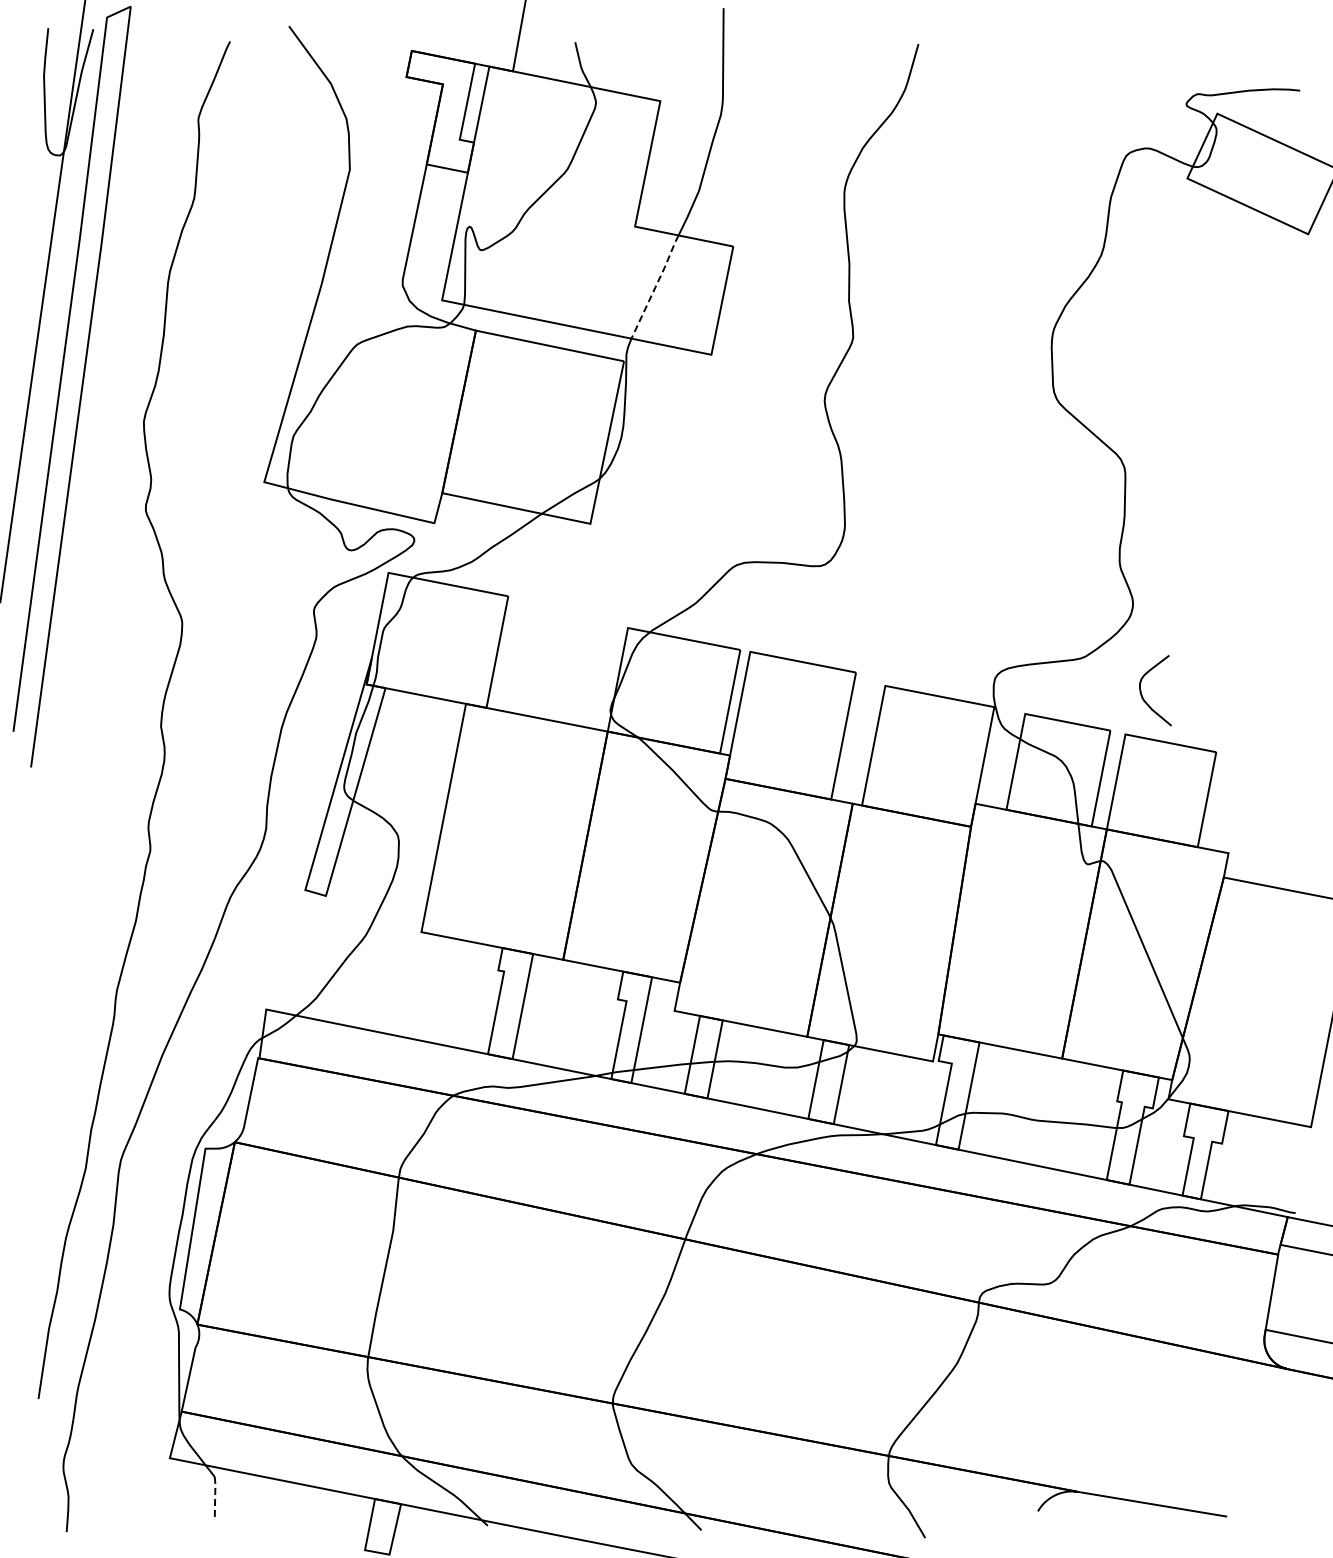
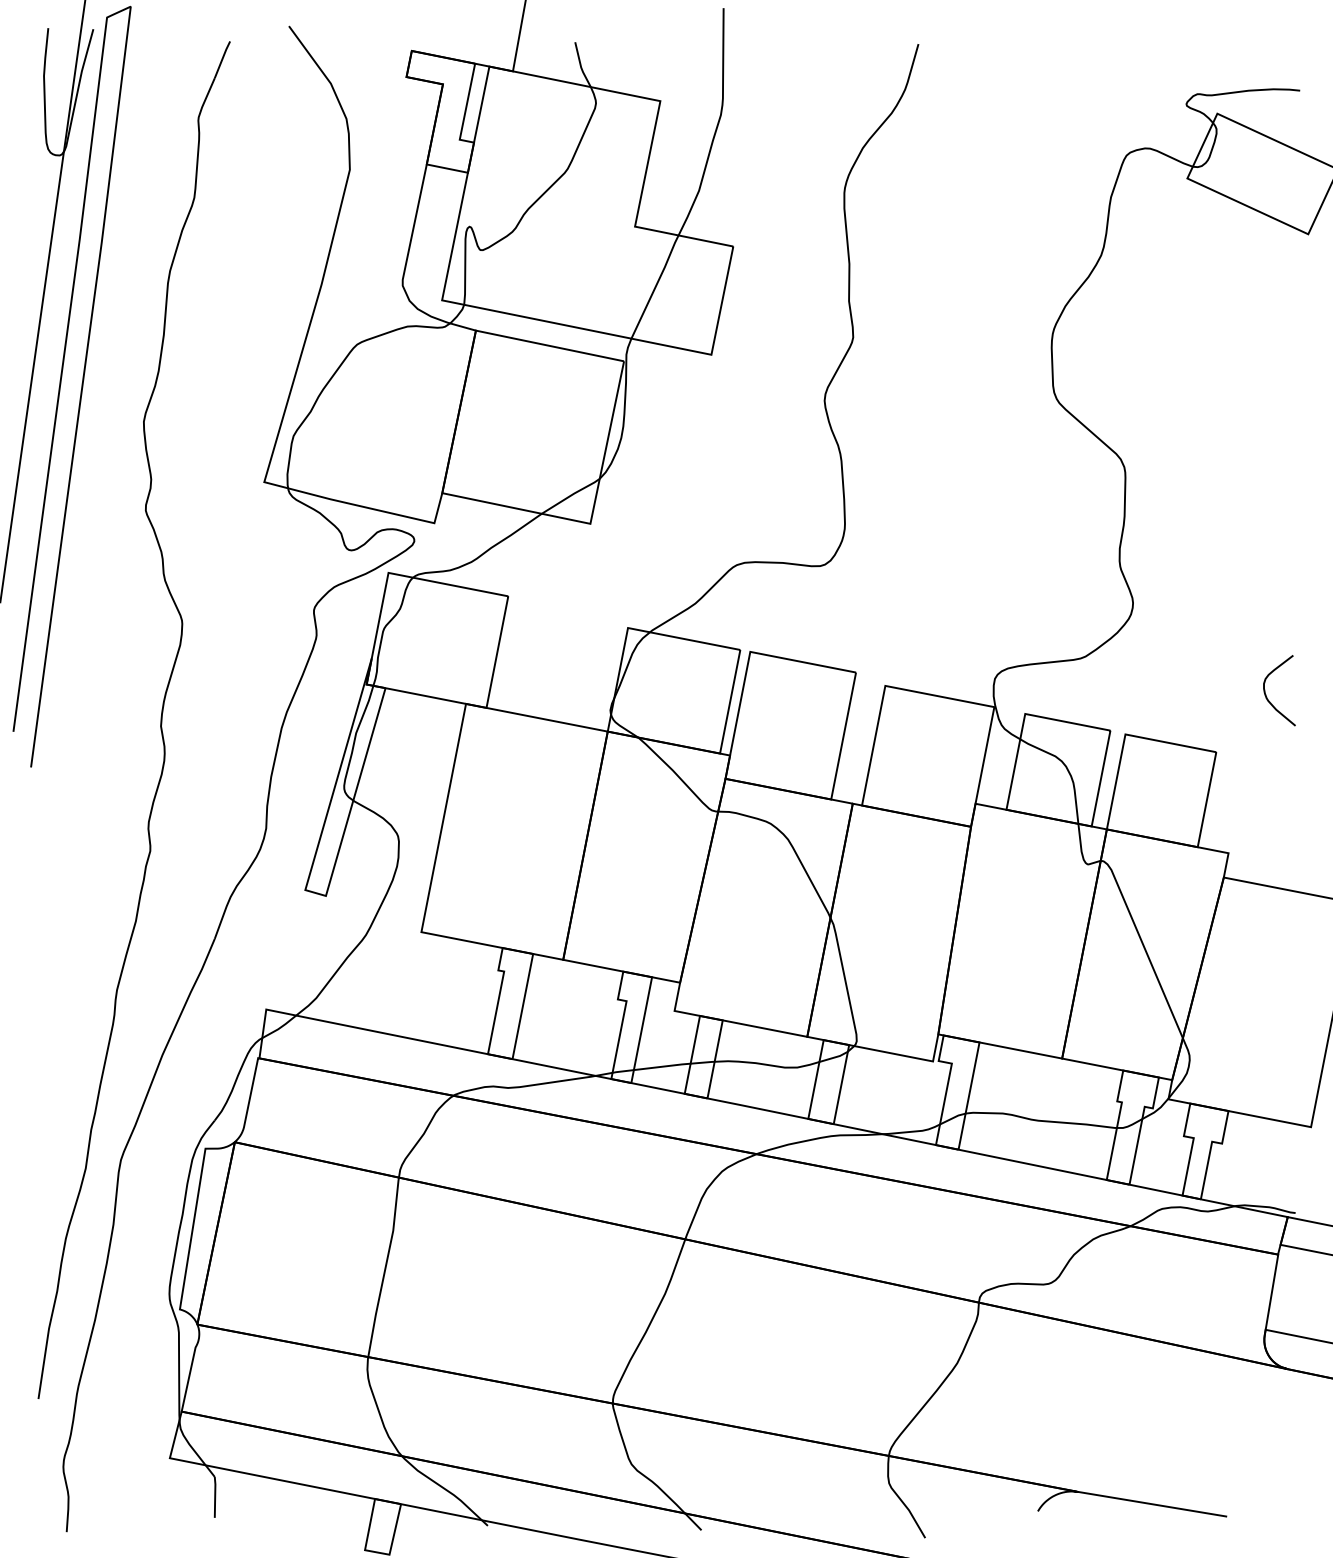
line: dashed -> solid (656, 286)
curve position: (1142, 694) -> (1266, 694) (1266, 694)
line: dashed -> solid (215, 1497)
